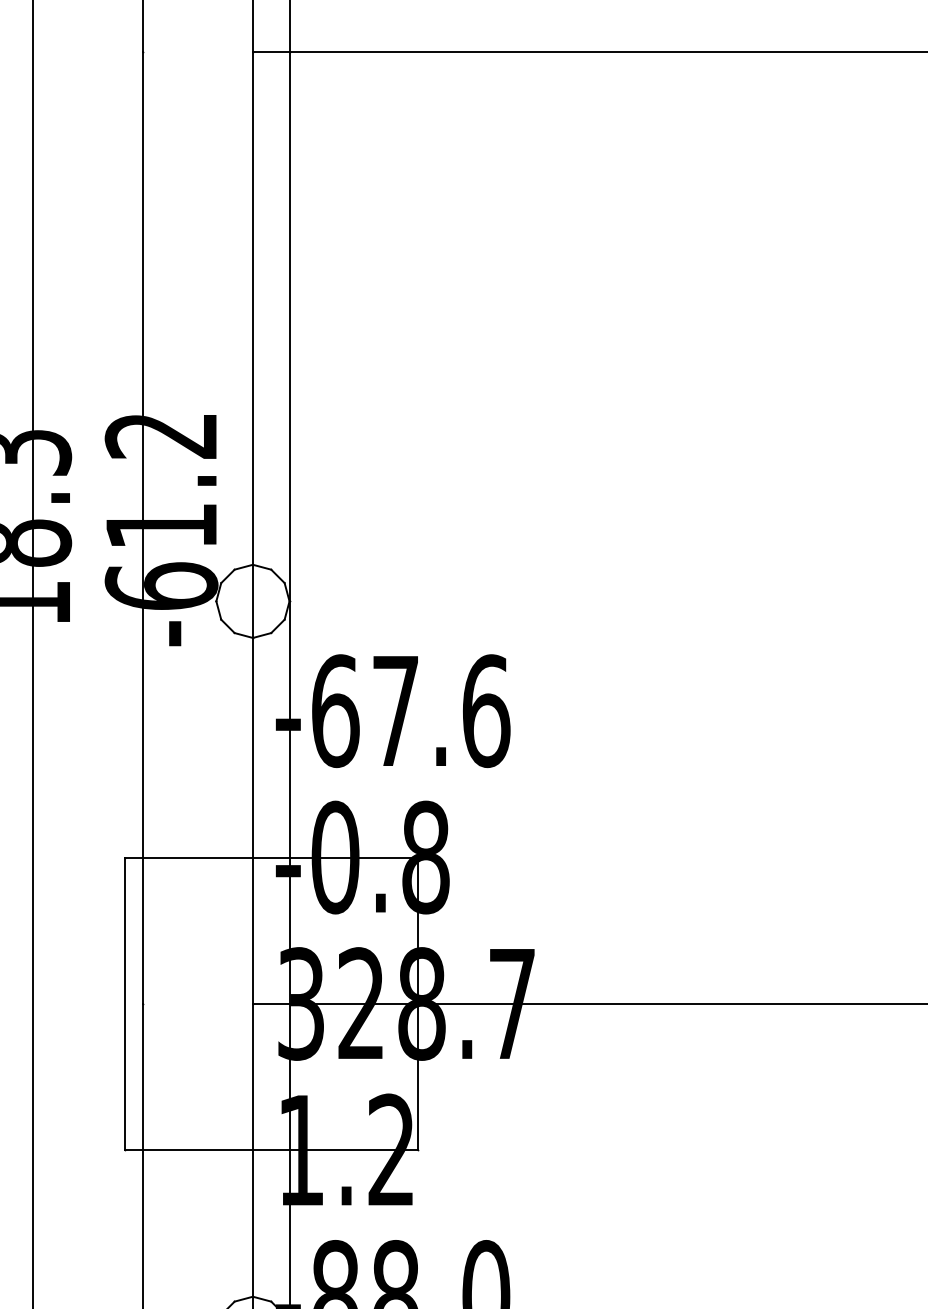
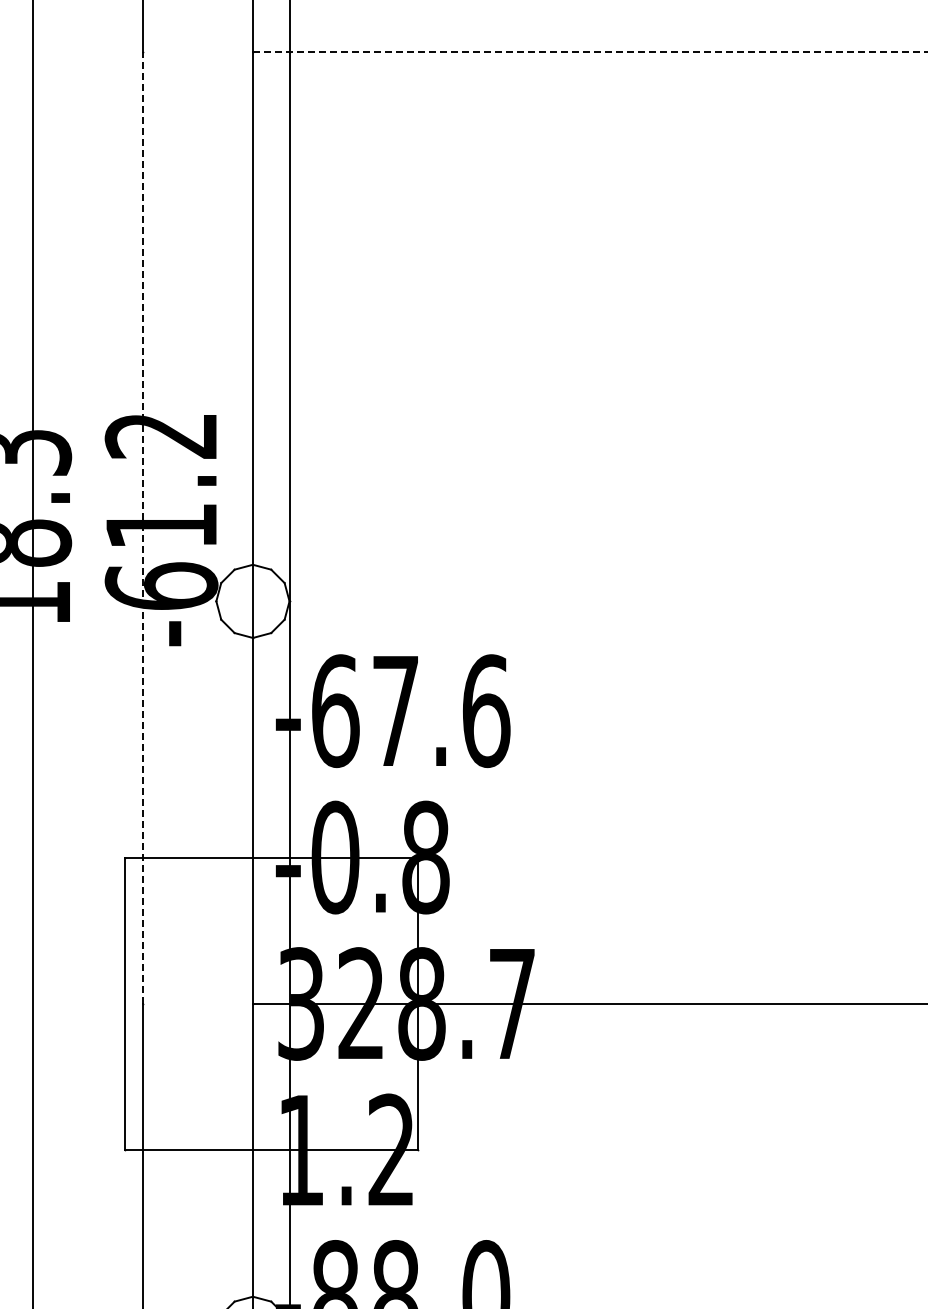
line: solid -> dashed (590, 52)
line: solid -> dashed (143, 528)
